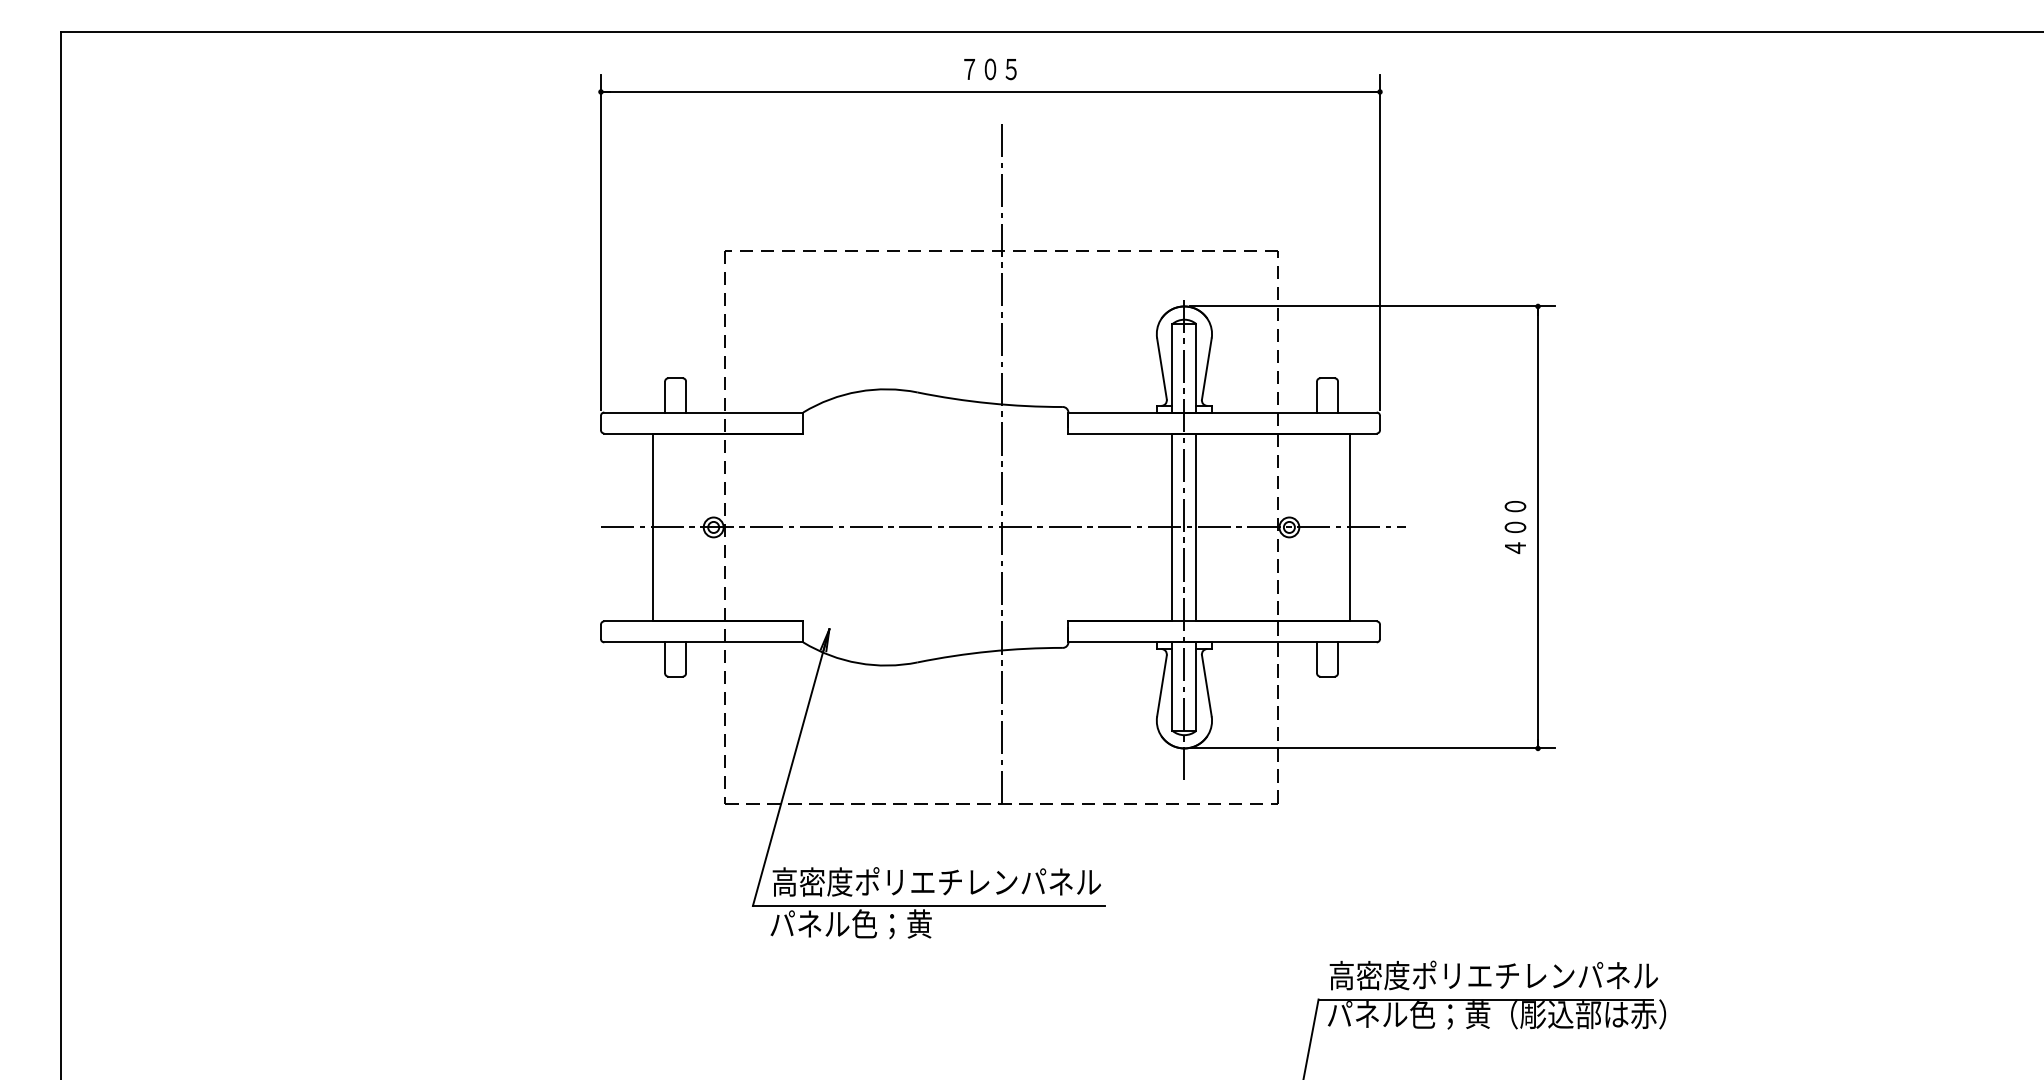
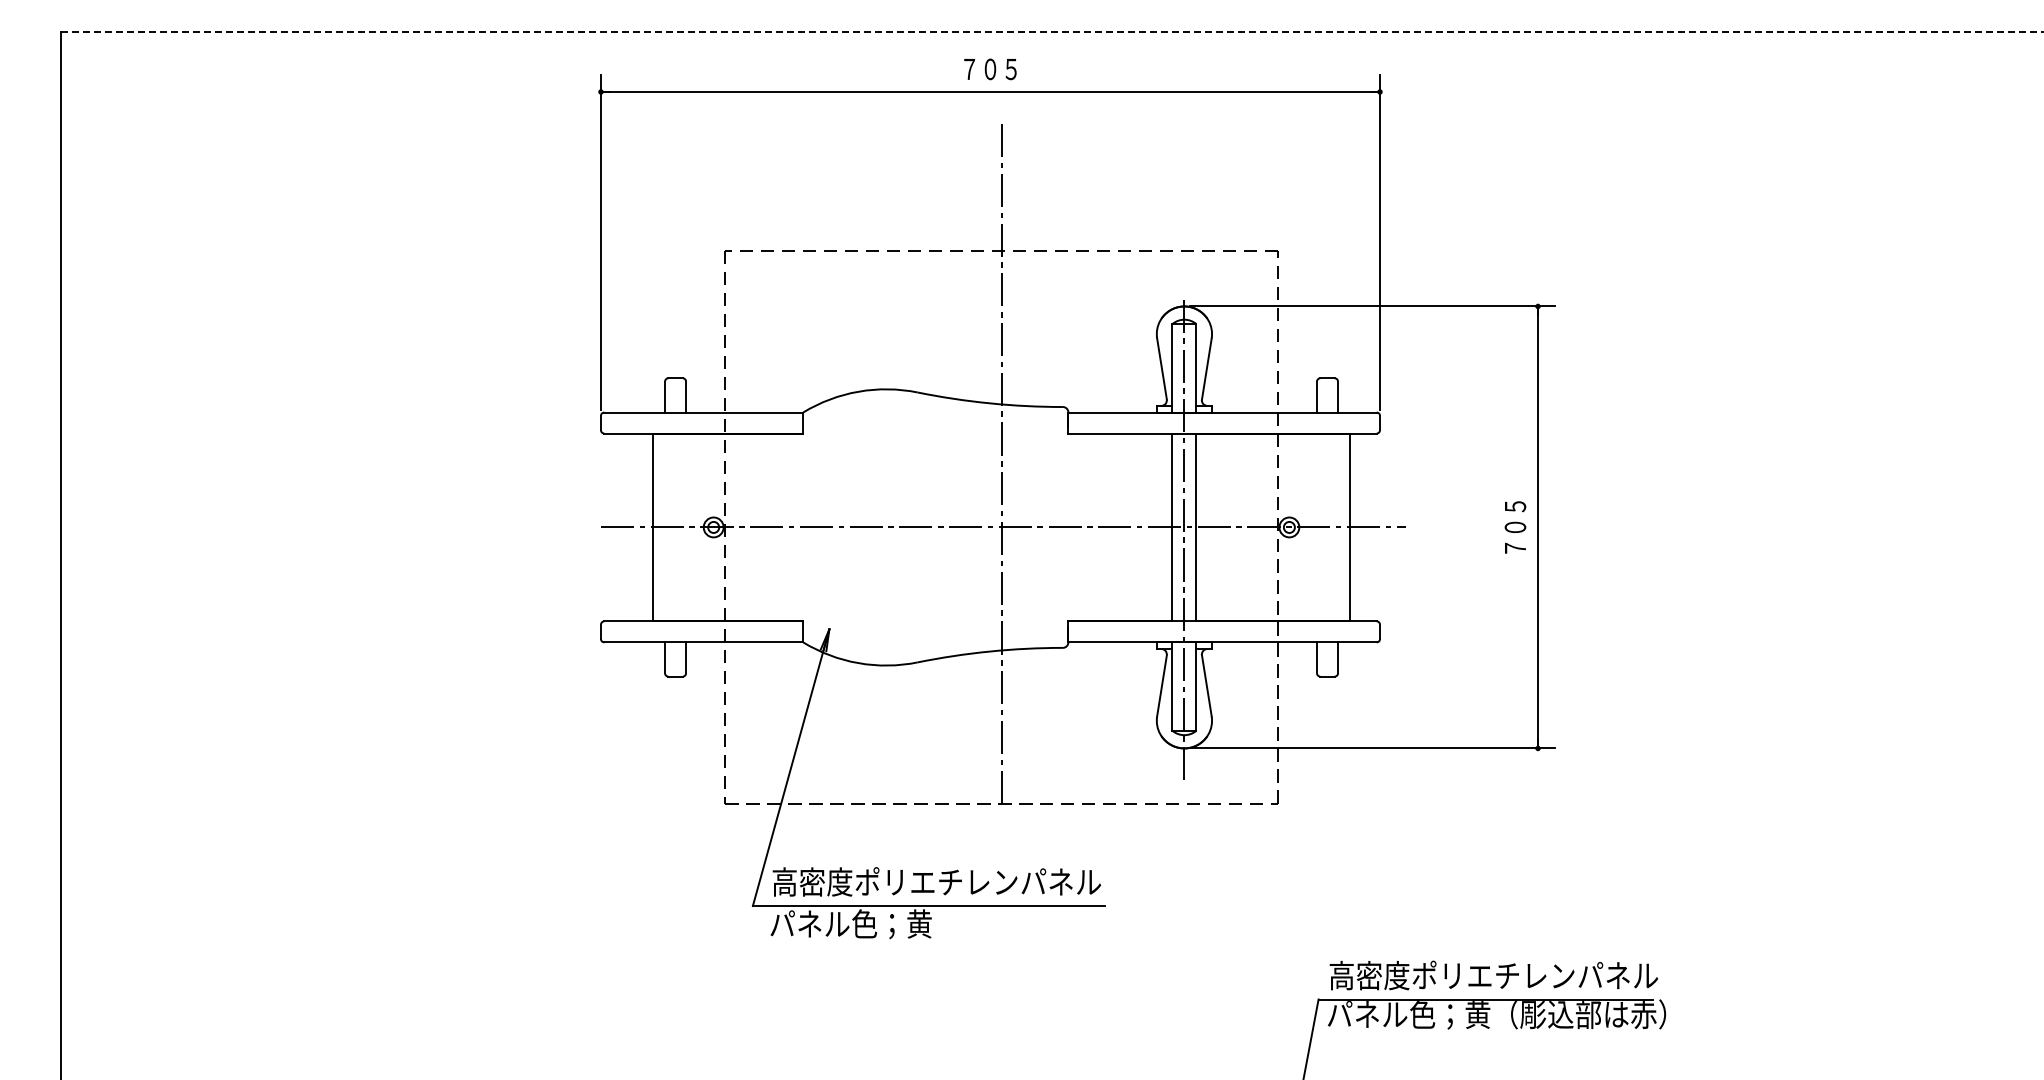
line: solid -> dashed (1053, 32)
text: ４００ -> ７０５ (1514, 527)
